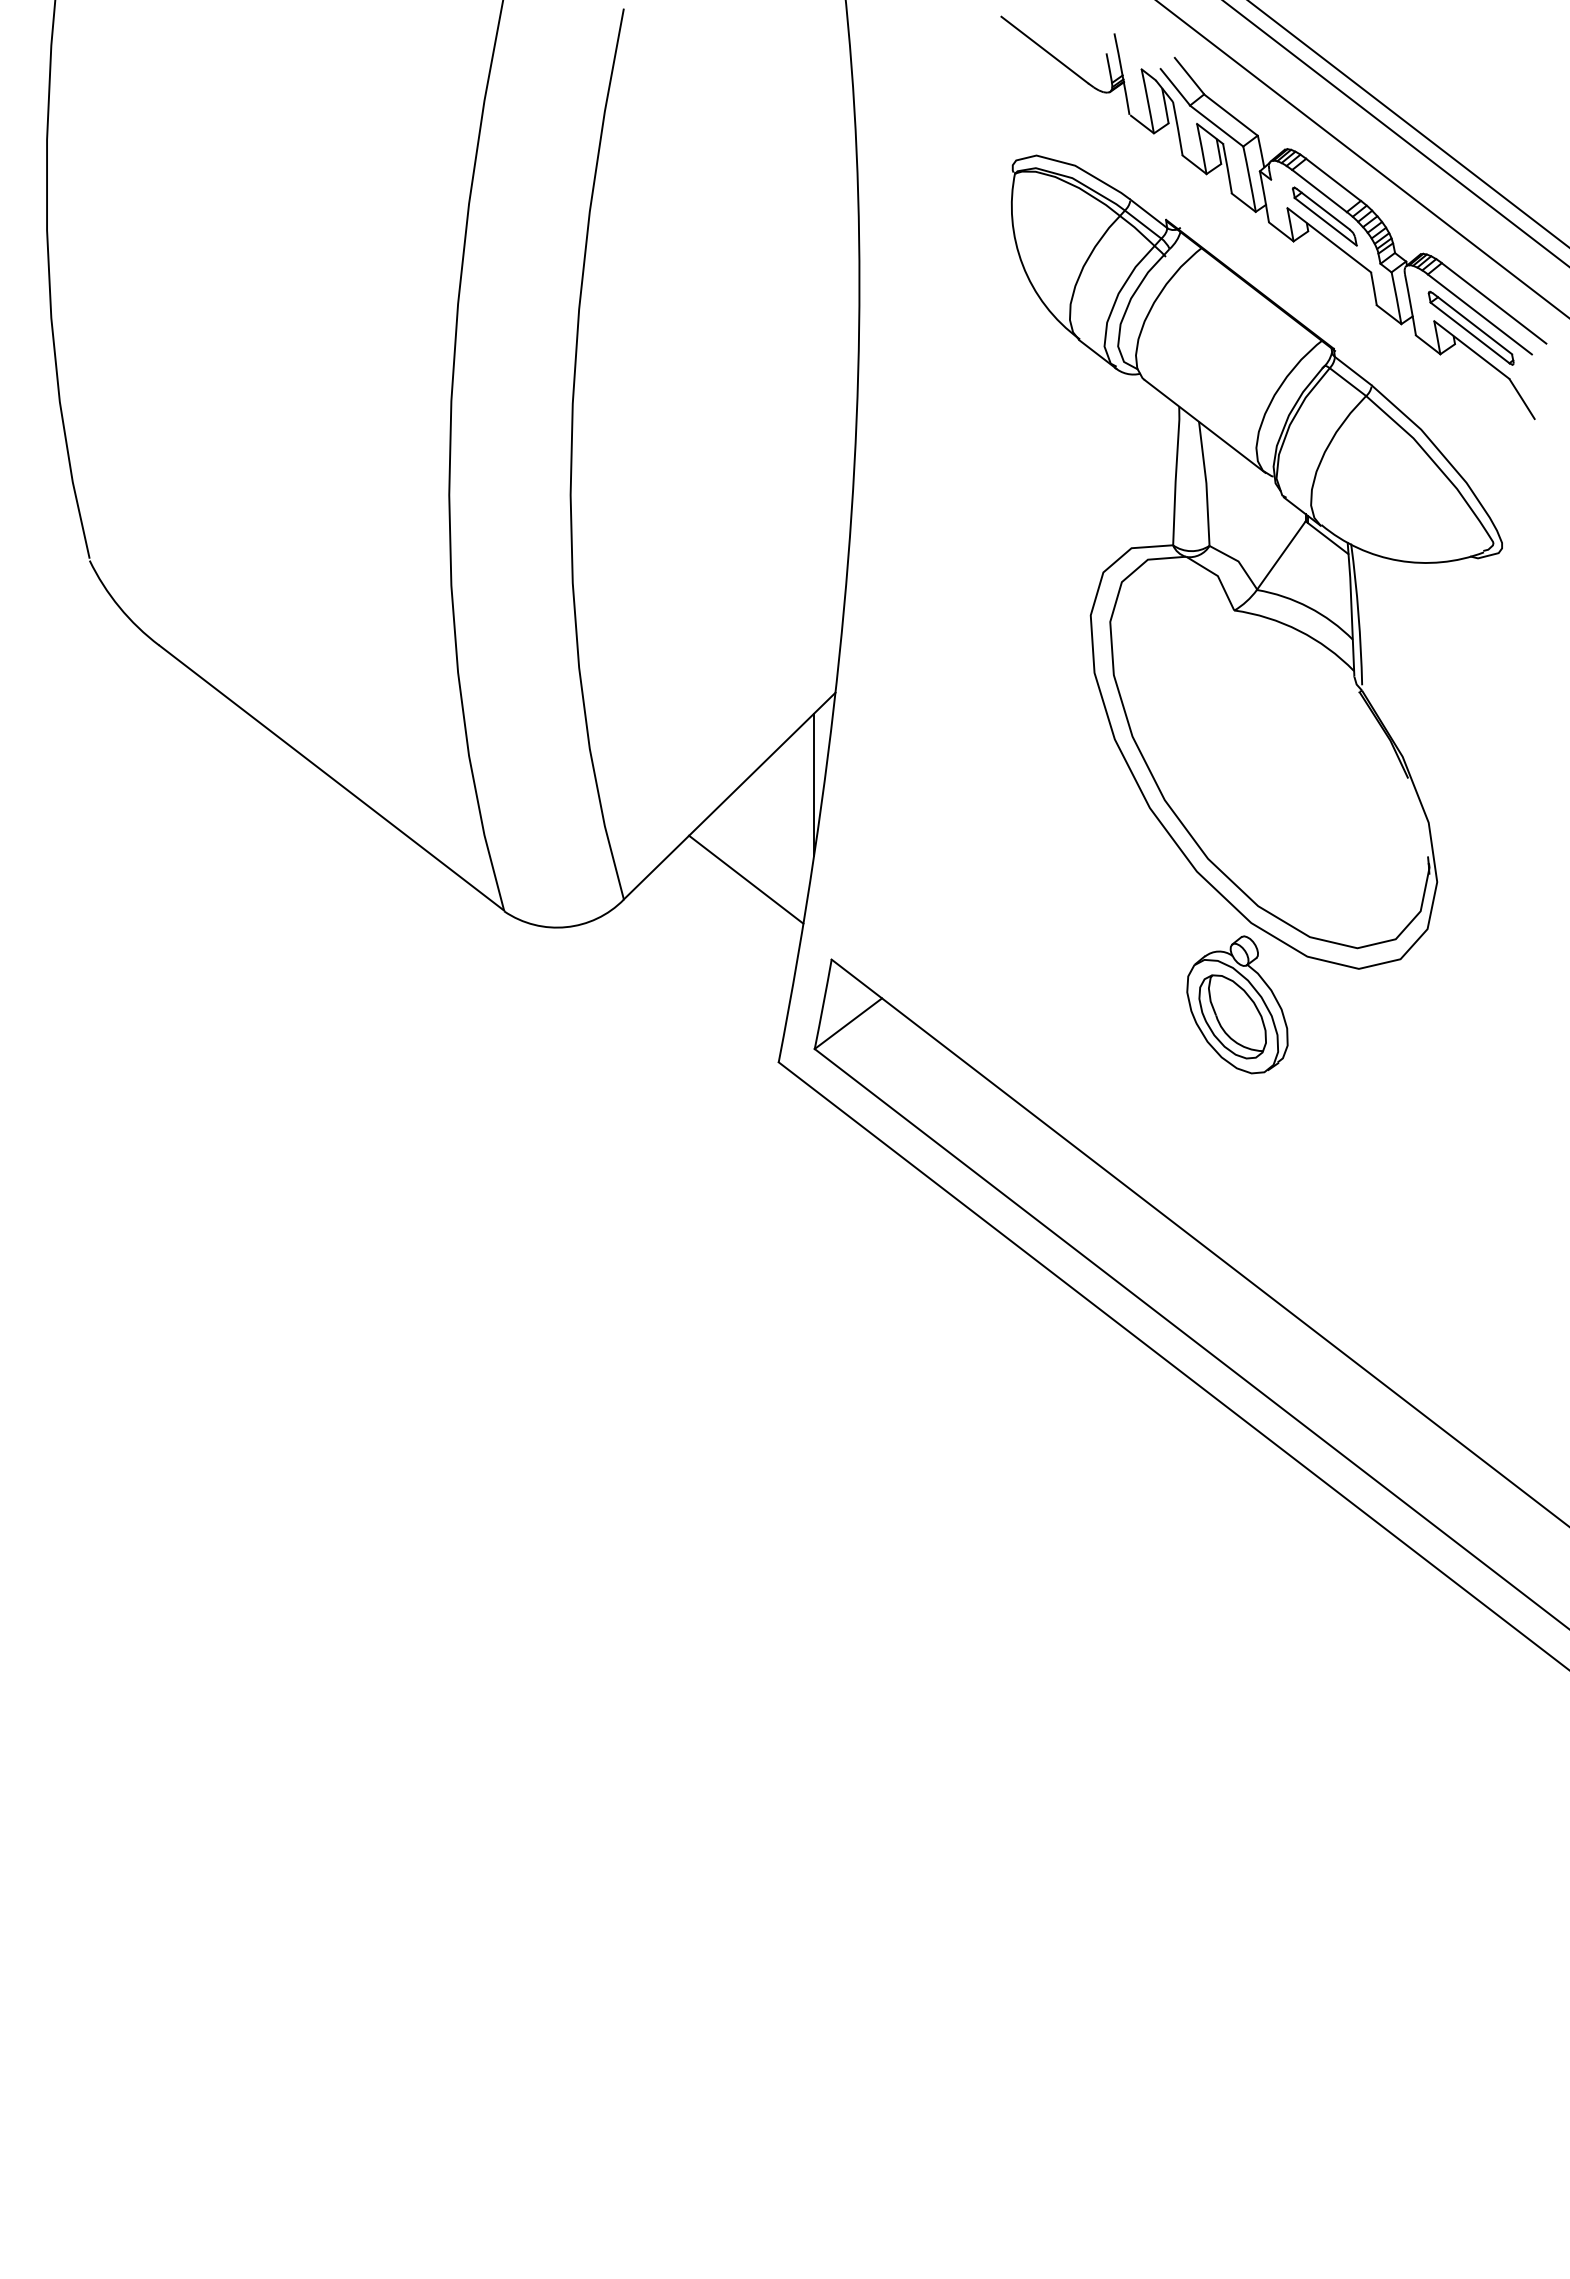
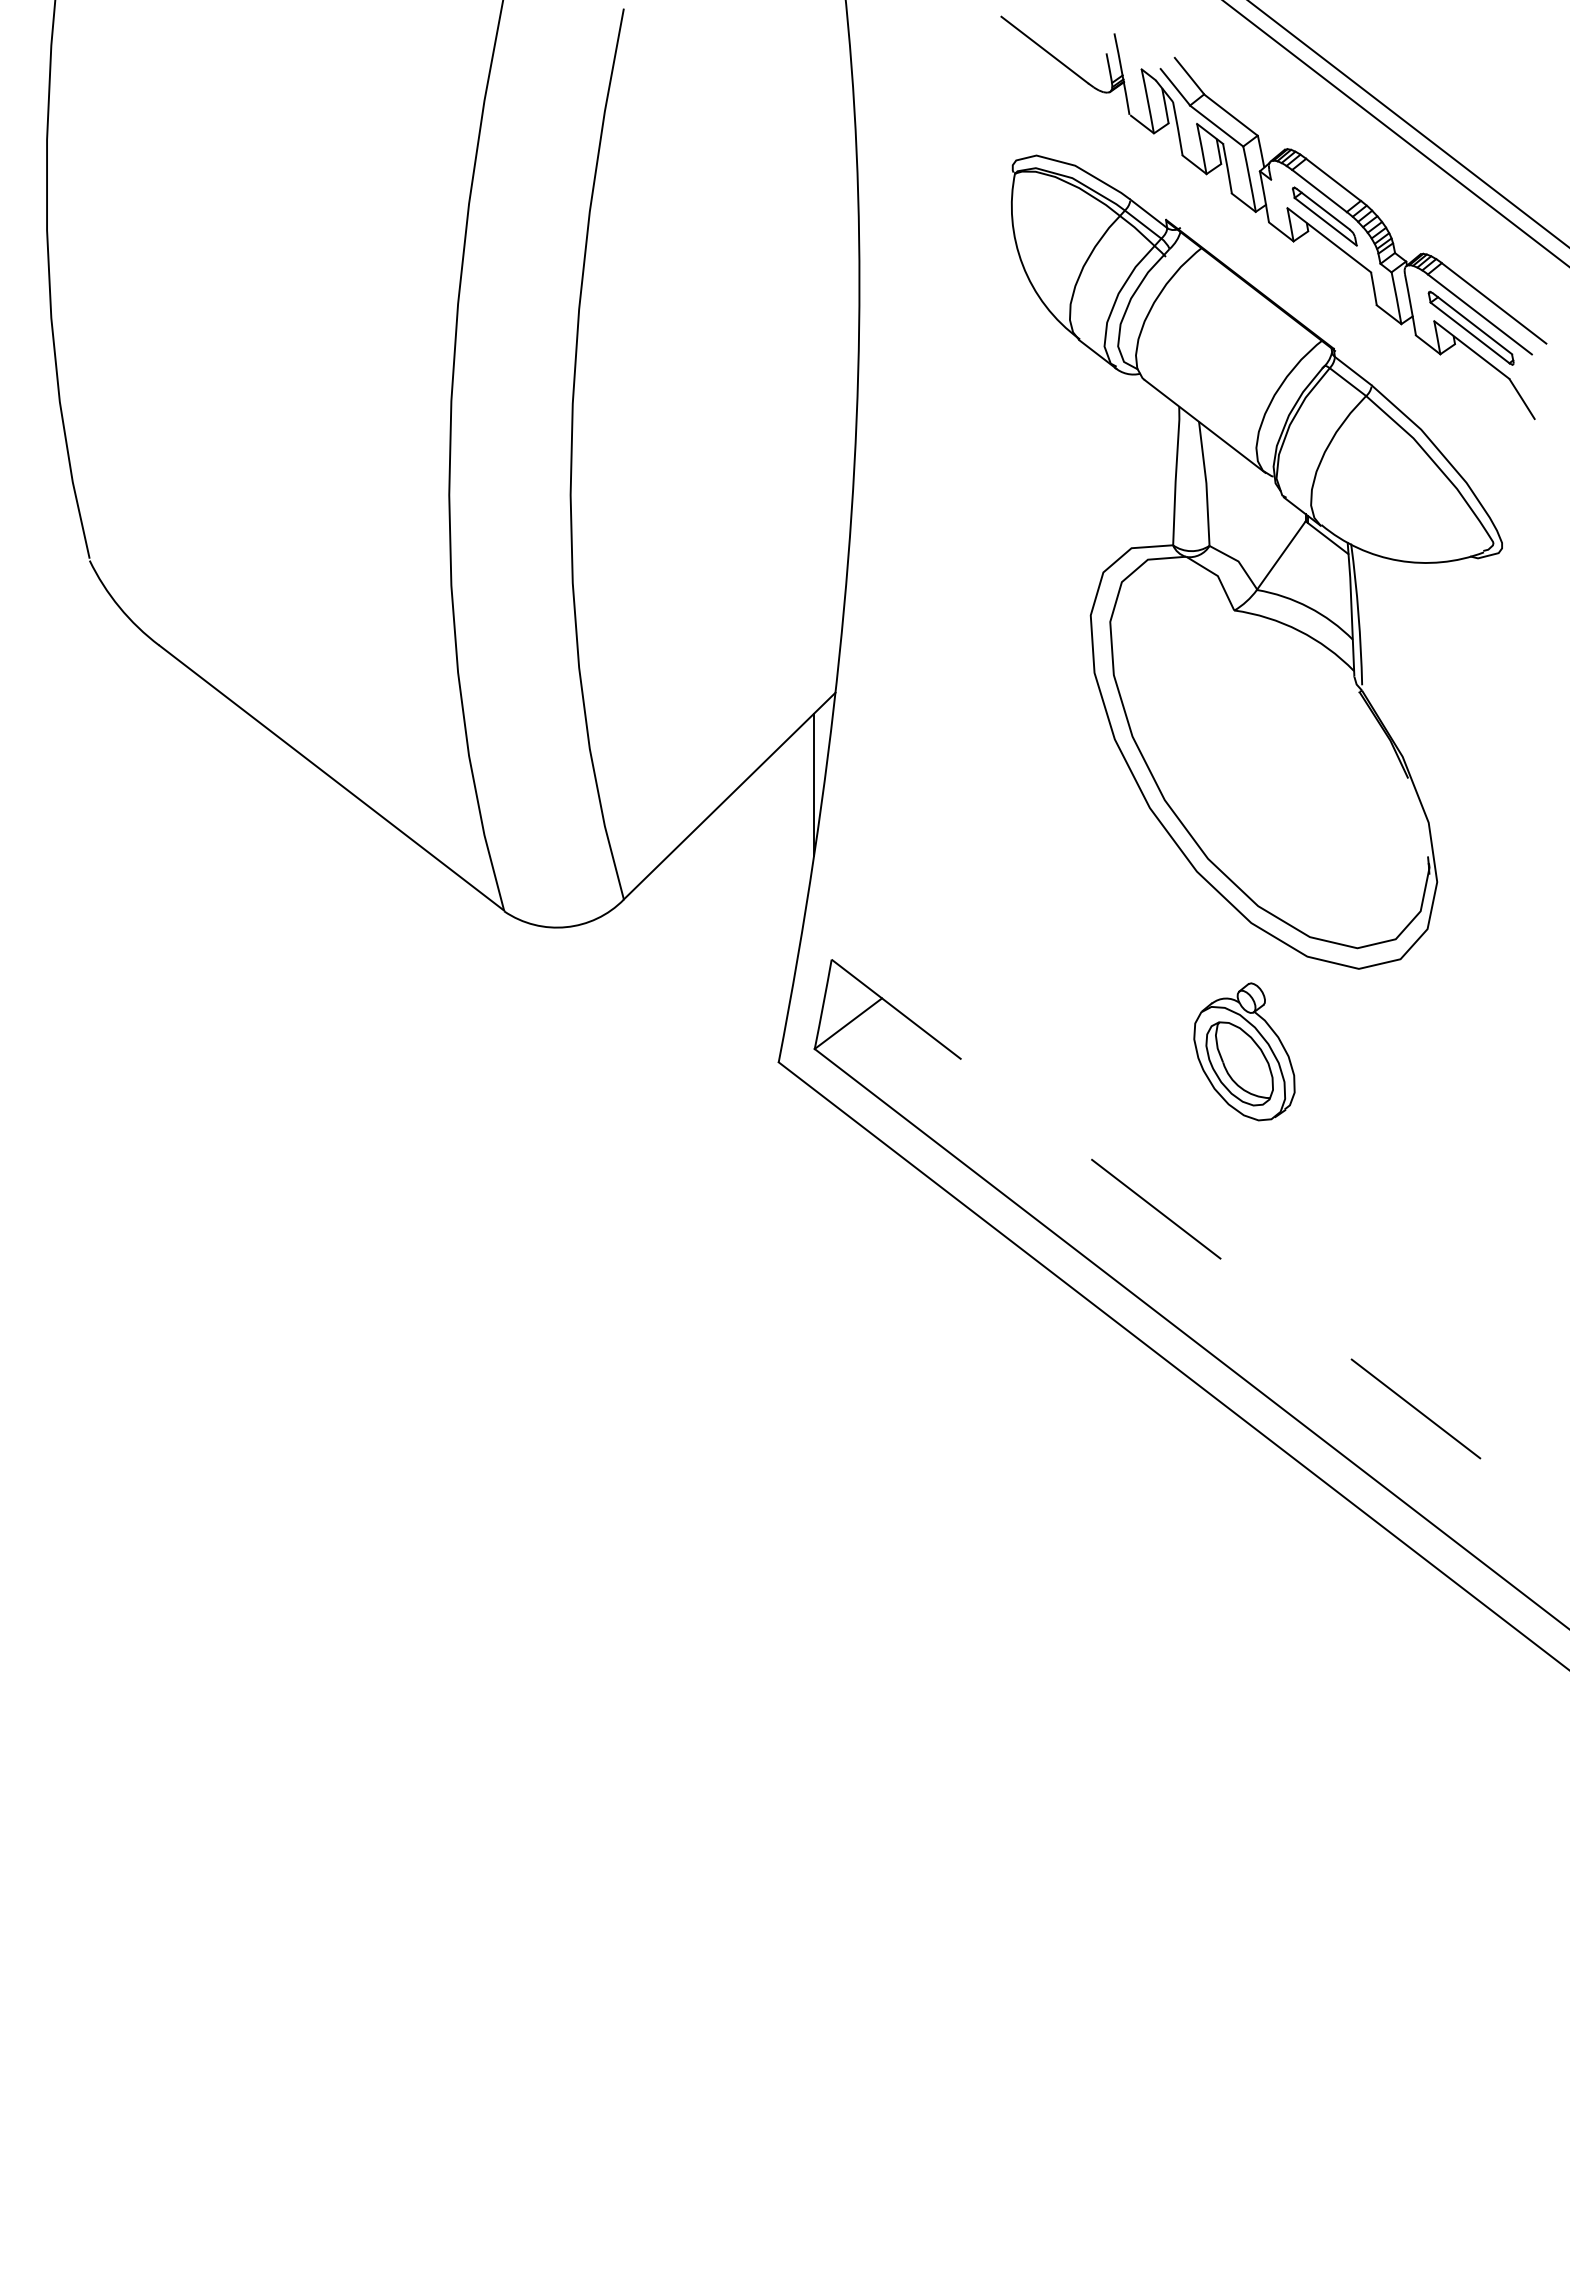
line: present -> none (1362, 159)
line: present -> none (746, 879)
part position: (1237, 1004) -> (1244, 1051) (1244, 1051)
line: solid -> dashed (1200, 1243)
